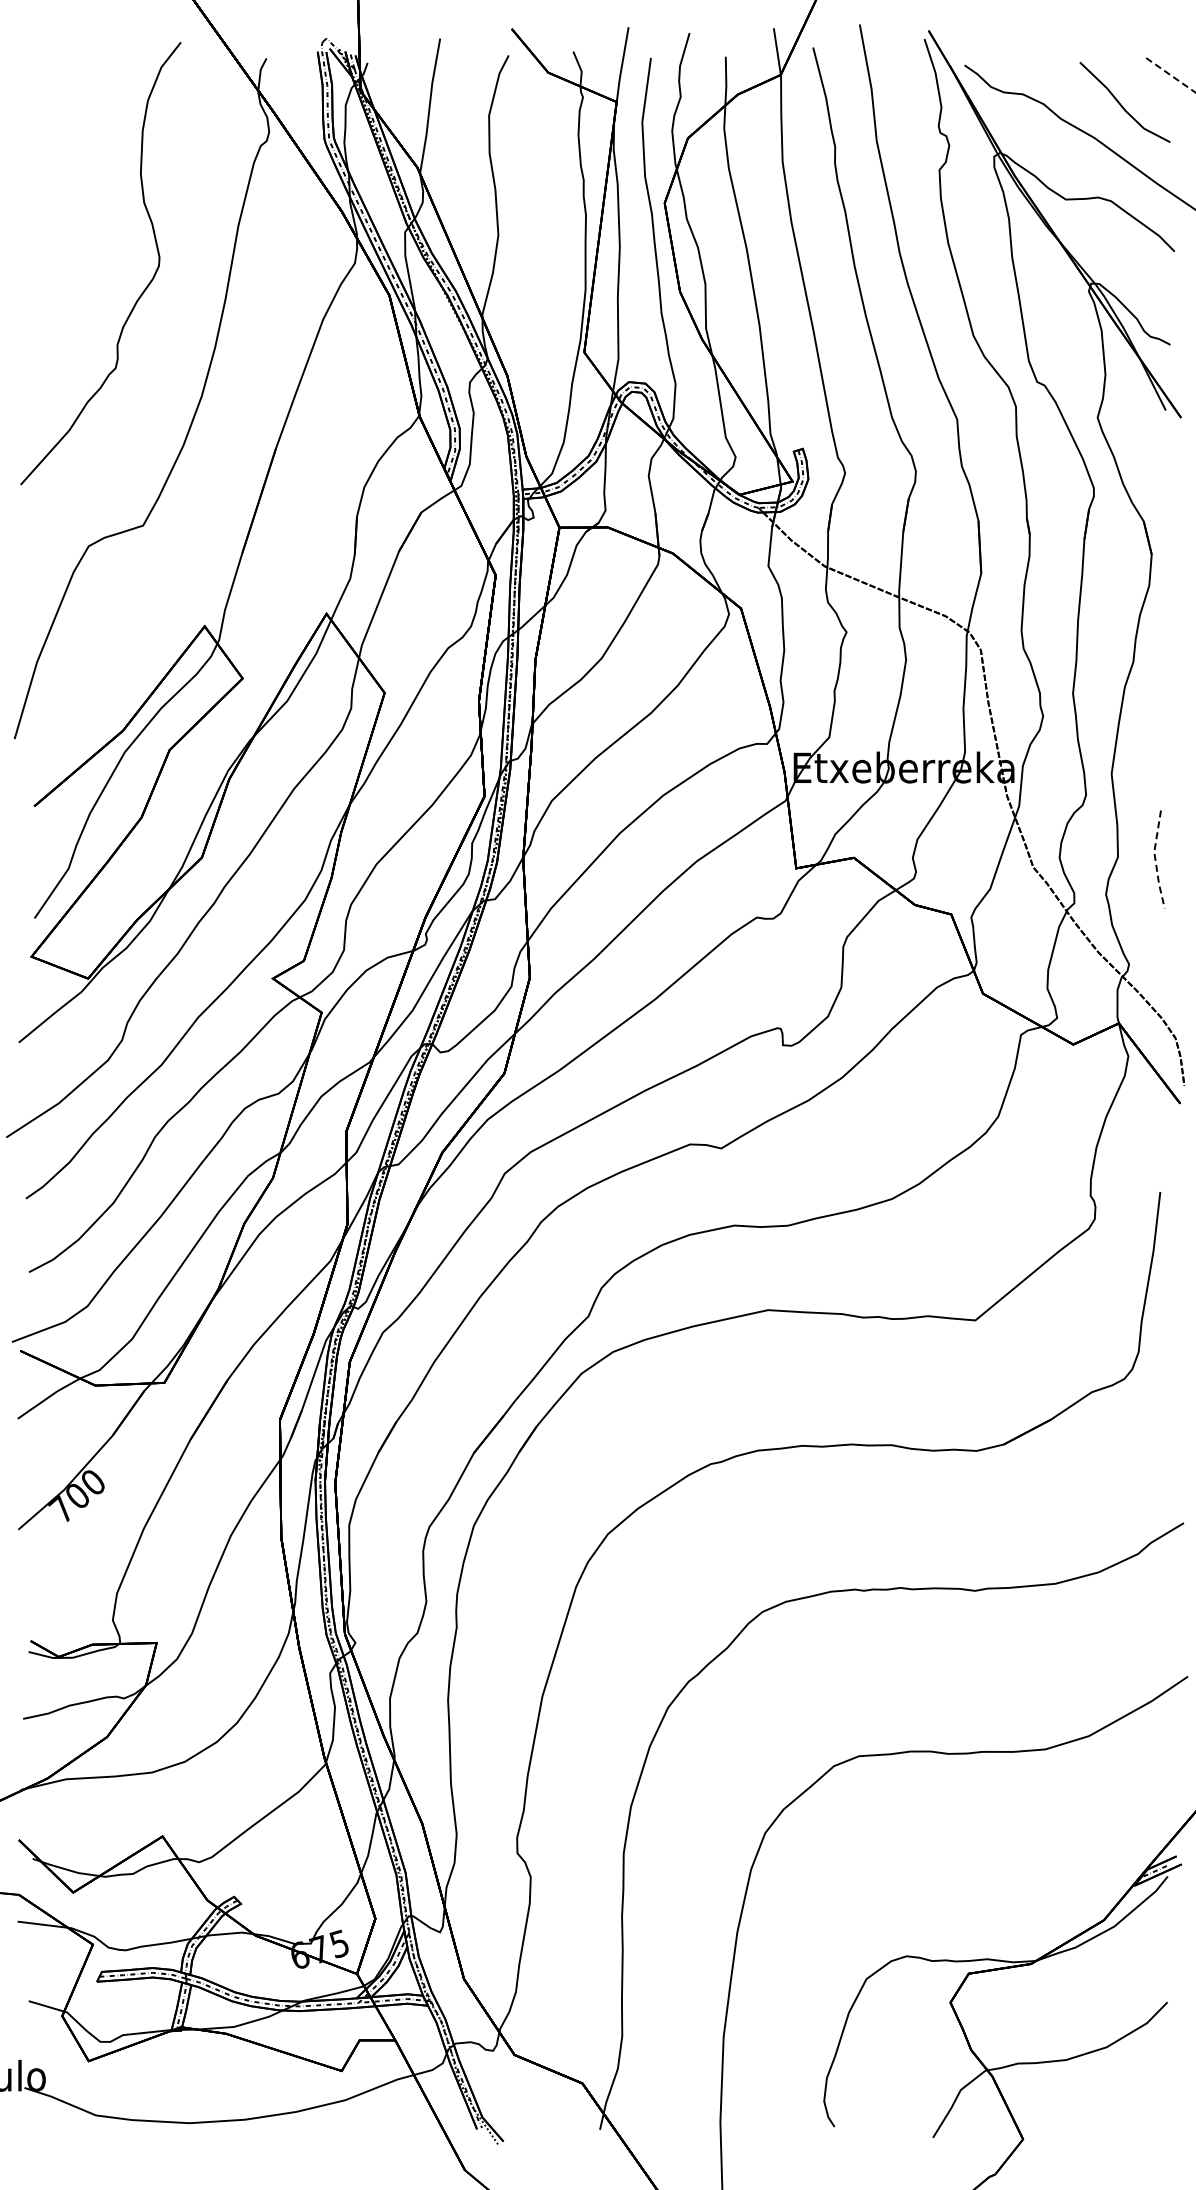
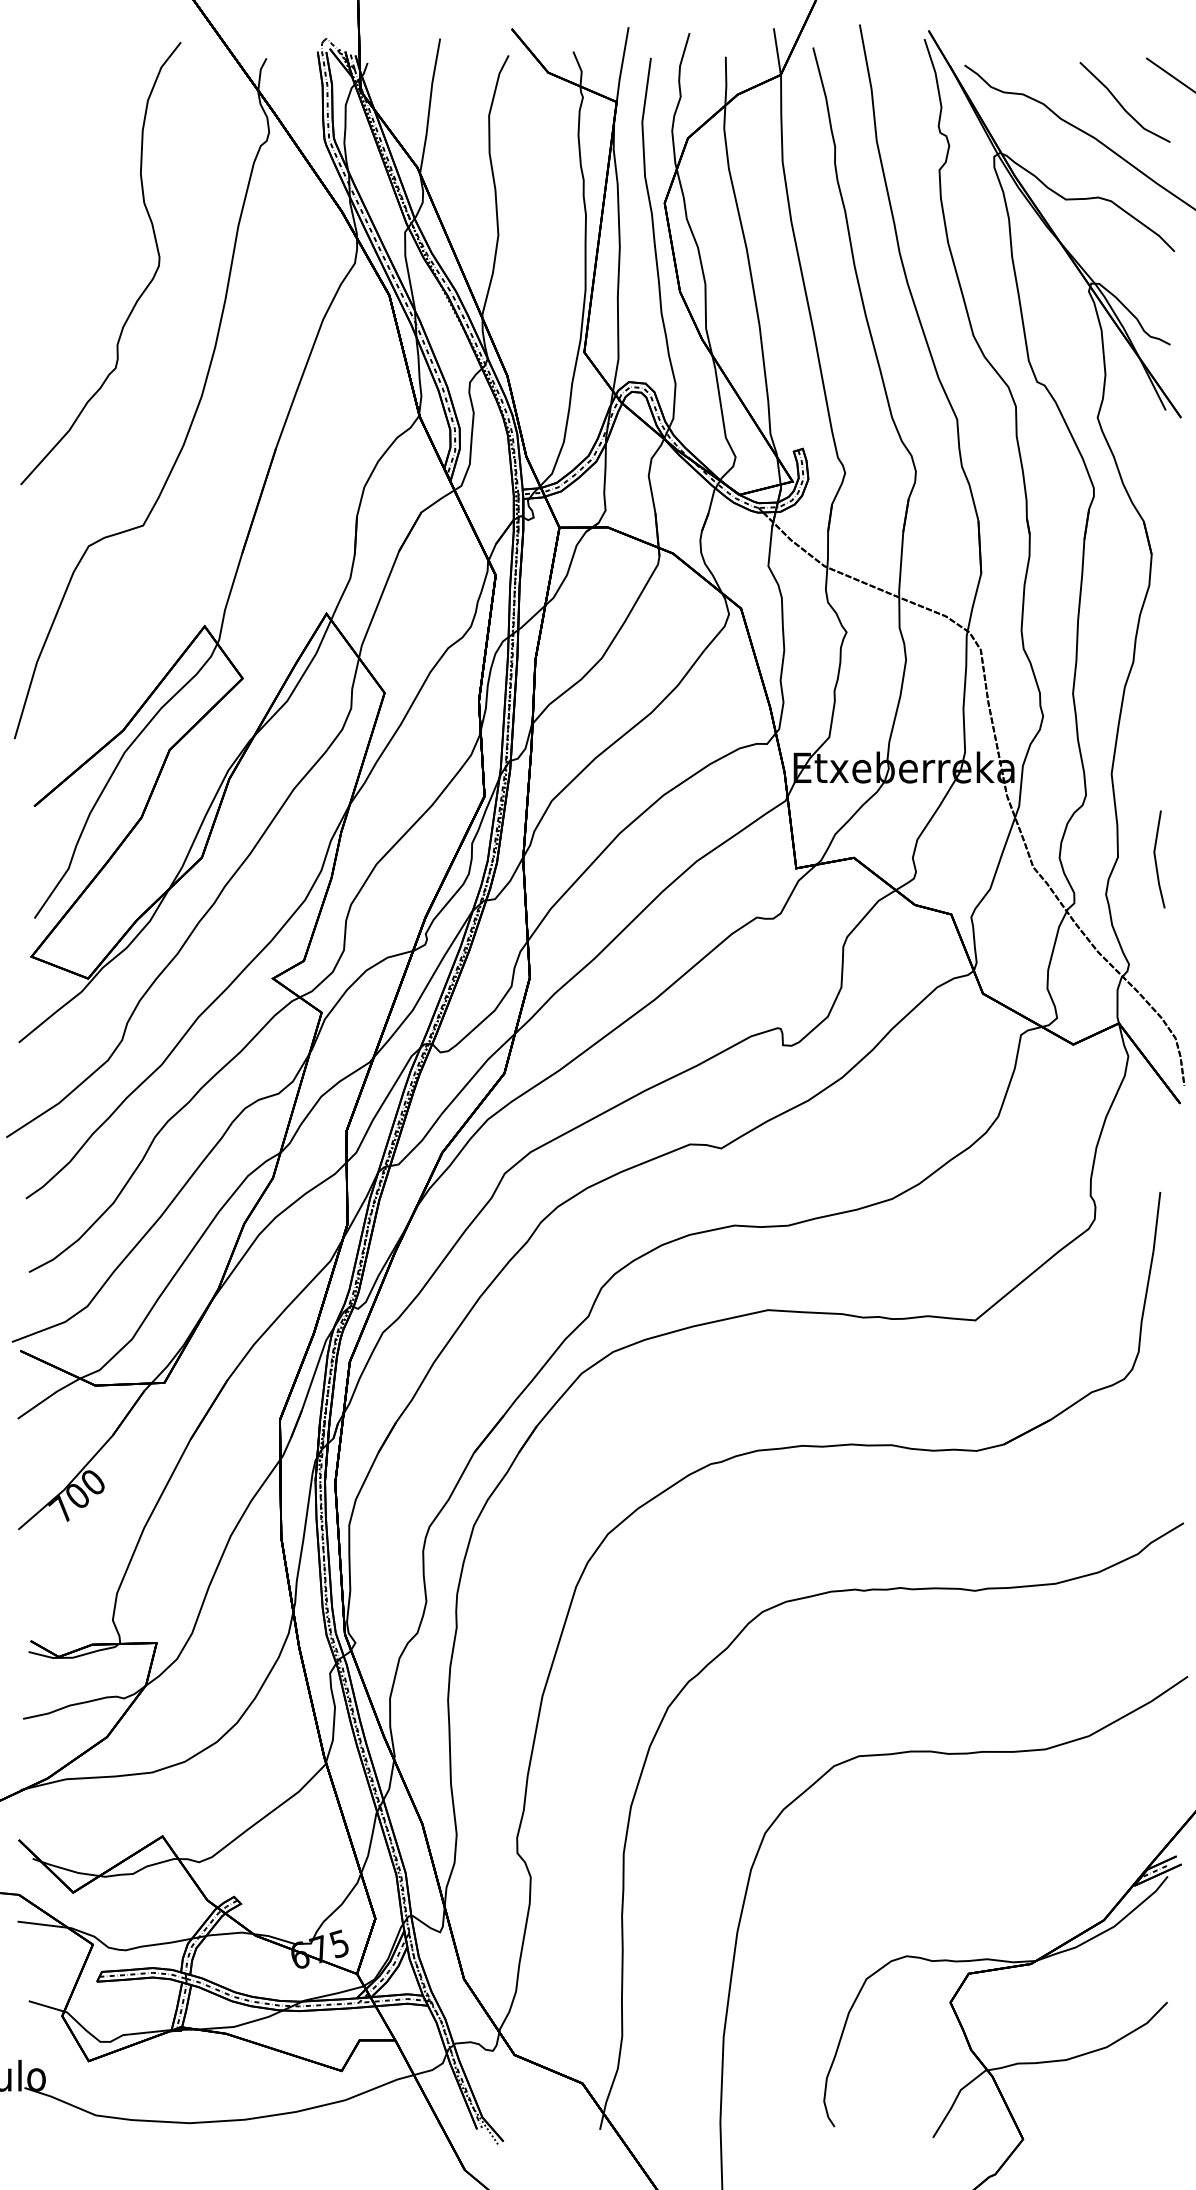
line: dashed -> solid (1171, 75)
line: dashed -> solid (1155, 860)
